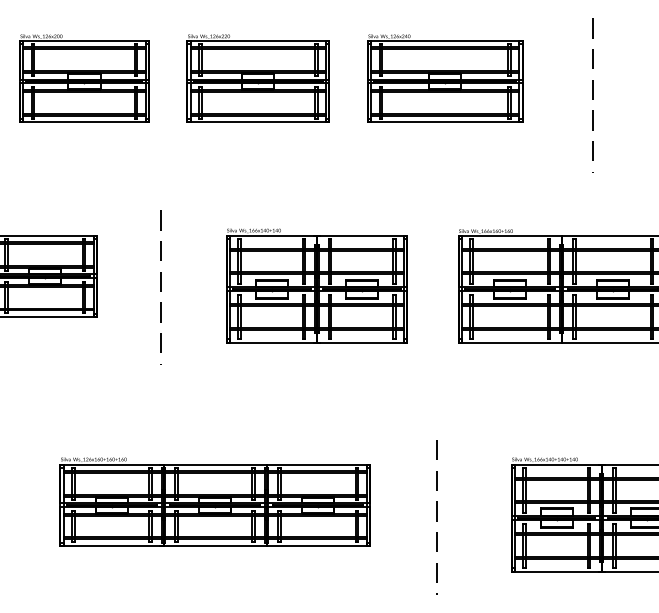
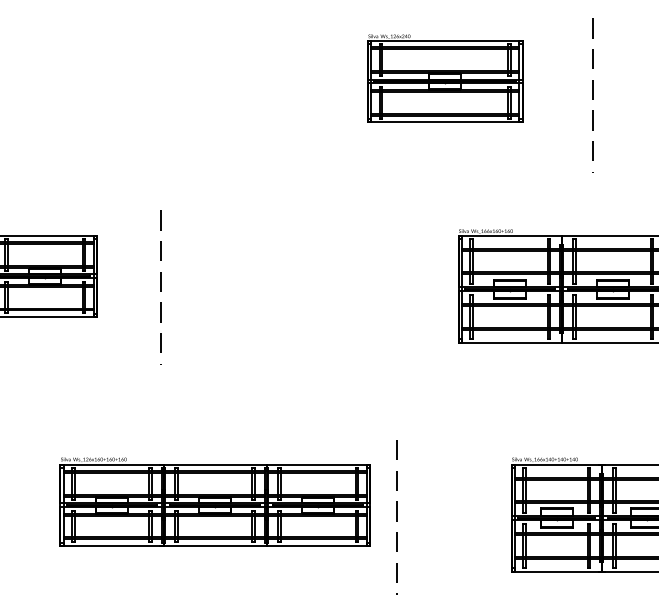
part: present -> none (84, 78)
part: present -> none (257, 78)
part: present -> none (316, 285)
line position: (436, 517) -> (396, 517) (396, 517)
